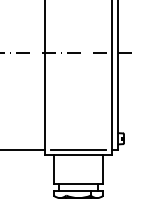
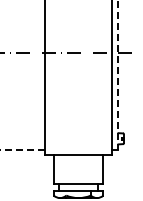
line: solid -> dashed (118, 75)
line: solid -> dashed (22, 150)
line: present -> none (78, 150)
